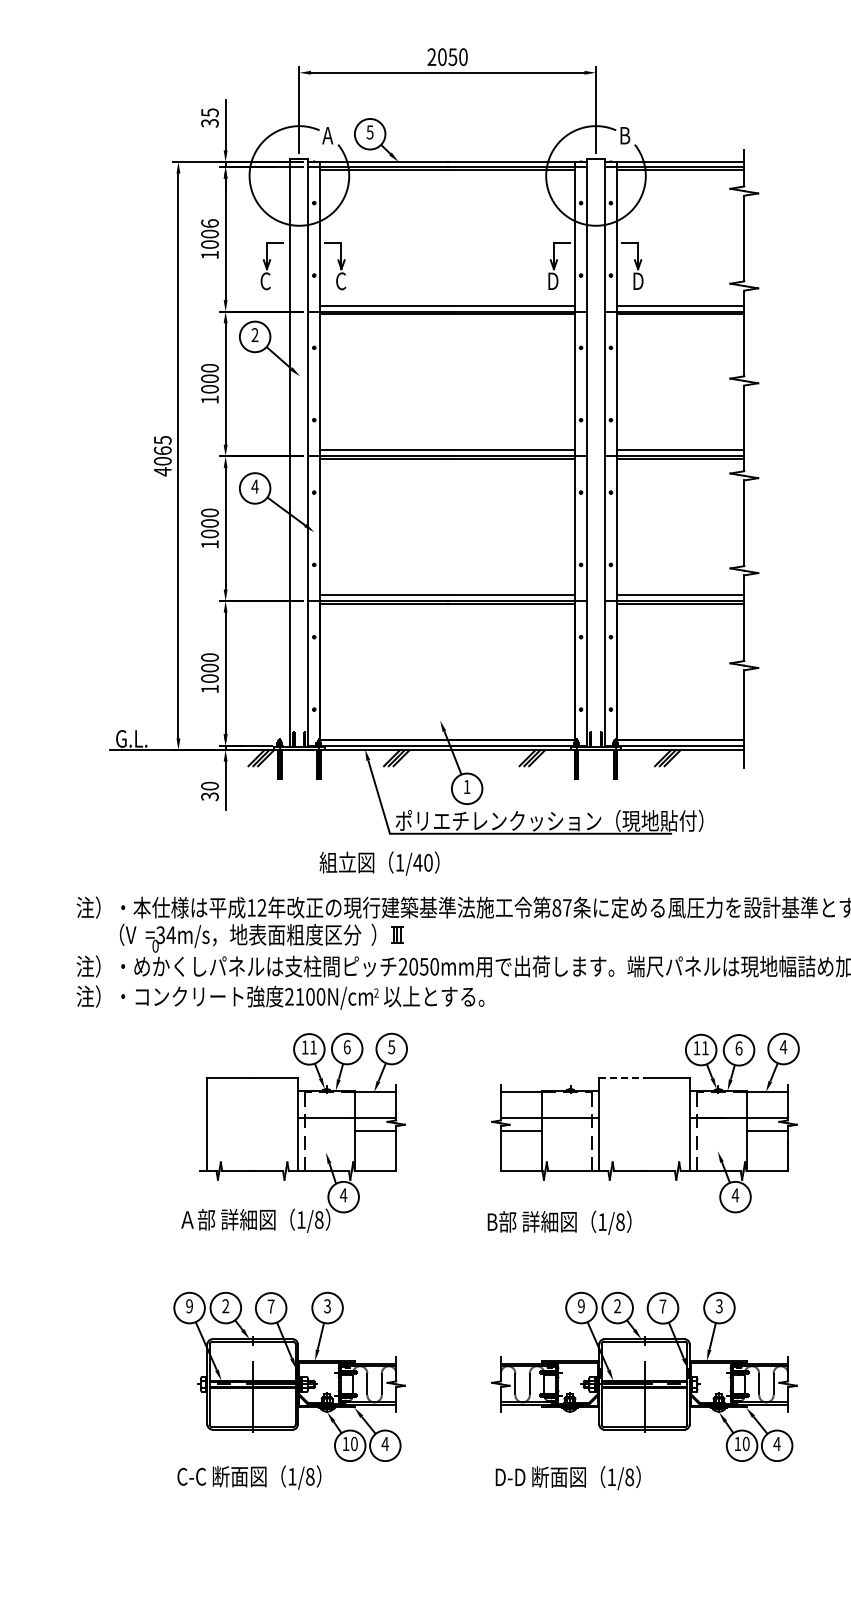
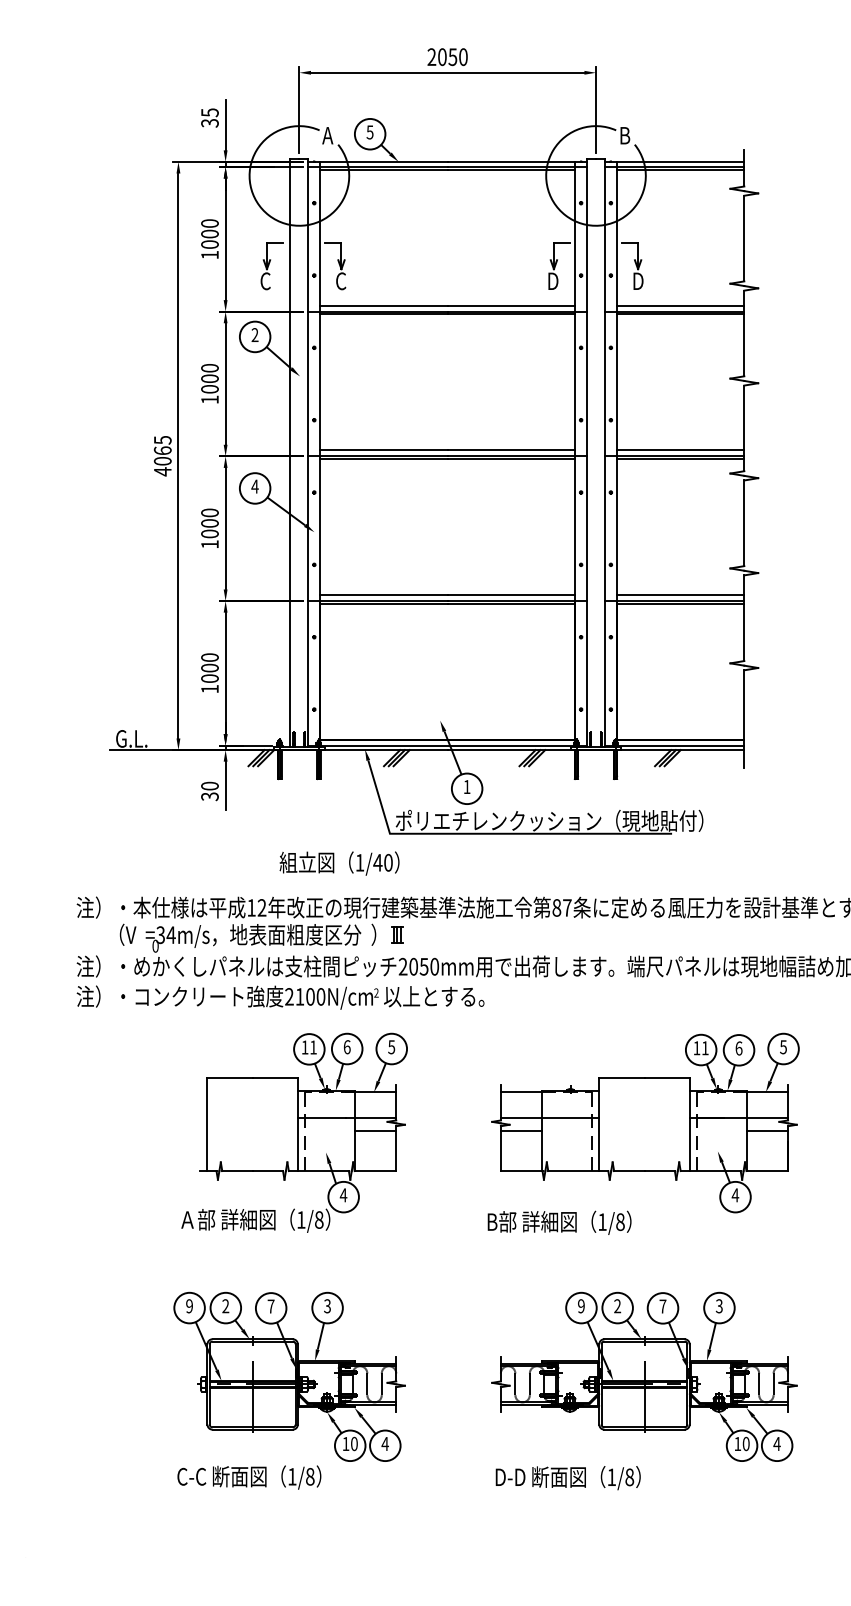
text: 1006 -> 1000 (209, 223)
text position: (379, 863) -> (339, 863) (339, 863)
text: 4 -> 5 (783, 1047)
line: dashed -> solid (621, 1077)
